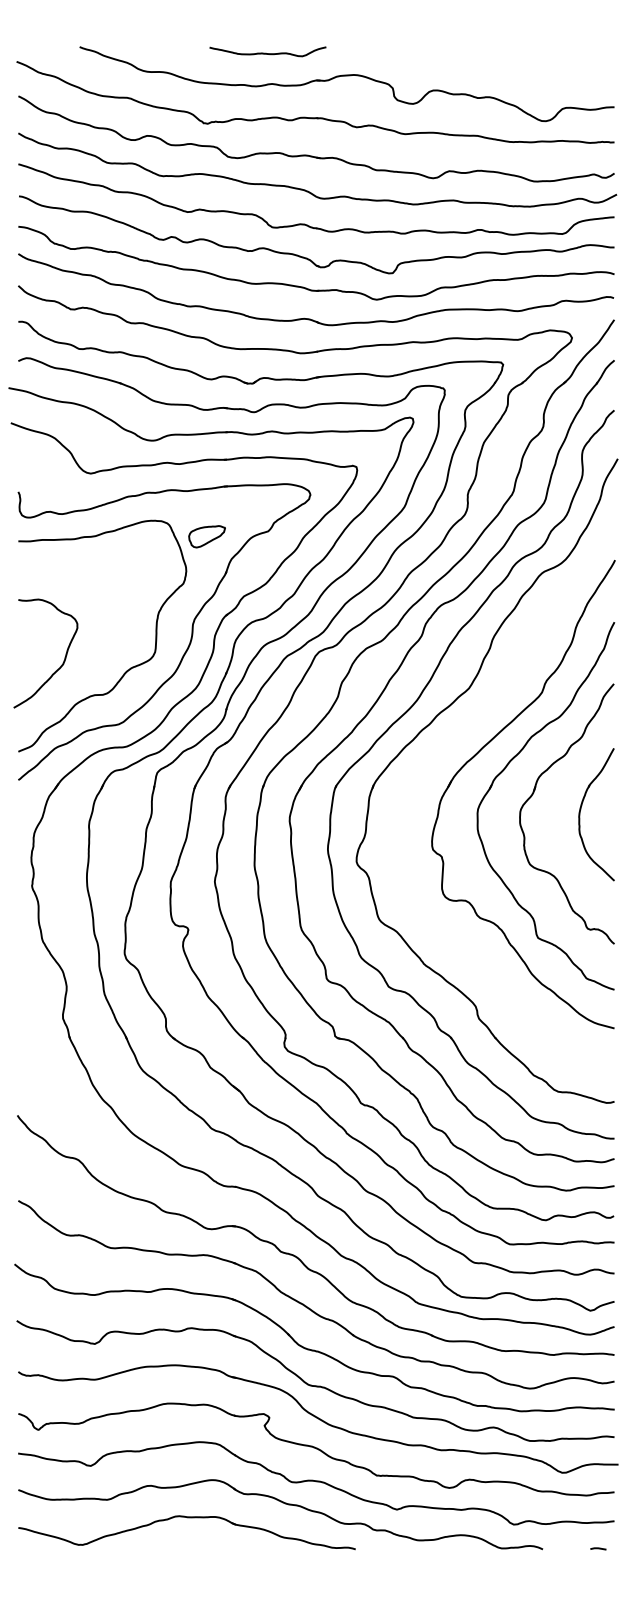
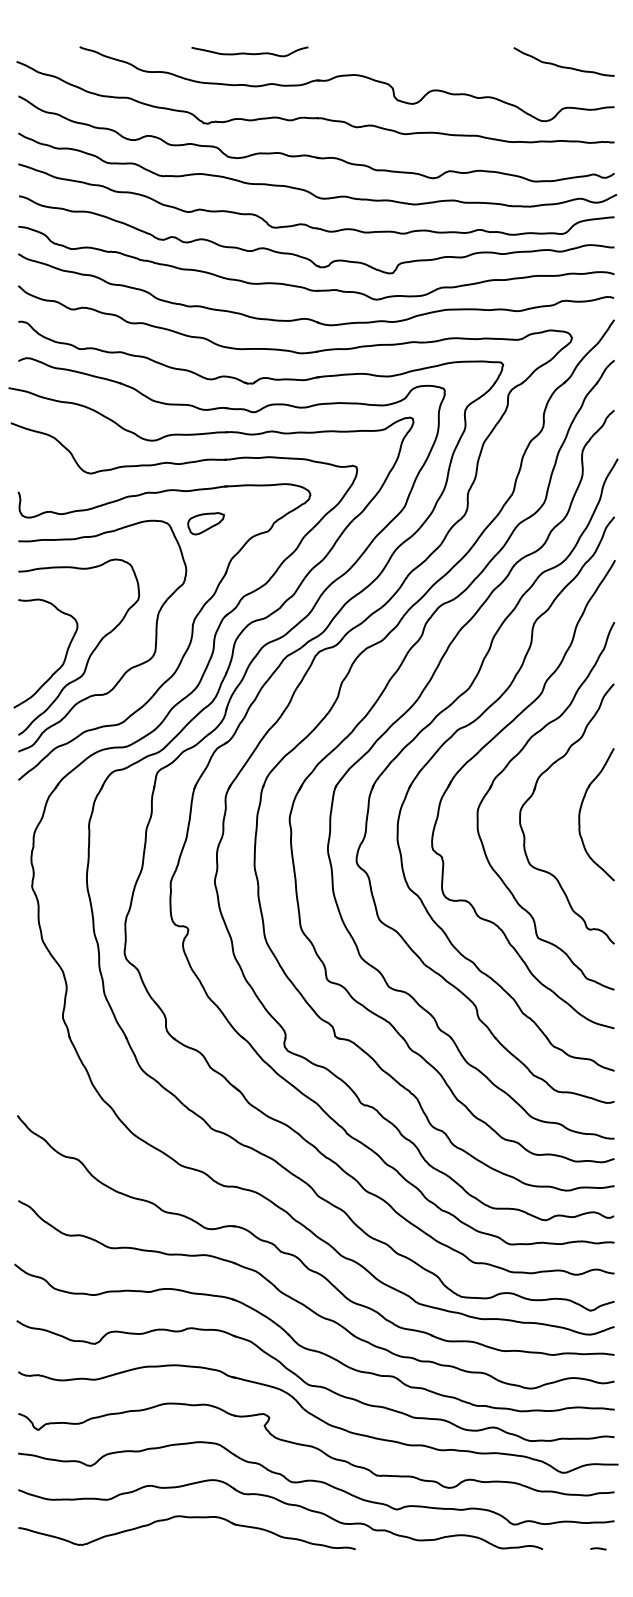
curve position: (267, 53) -> (249, 53) (249, 53)
curve: none -> present (560, 65)
part position: (206, 536) -> (205, 523) (205, 523)
curve: none -> present (90, 653)
part: none -> present (471, 724)
